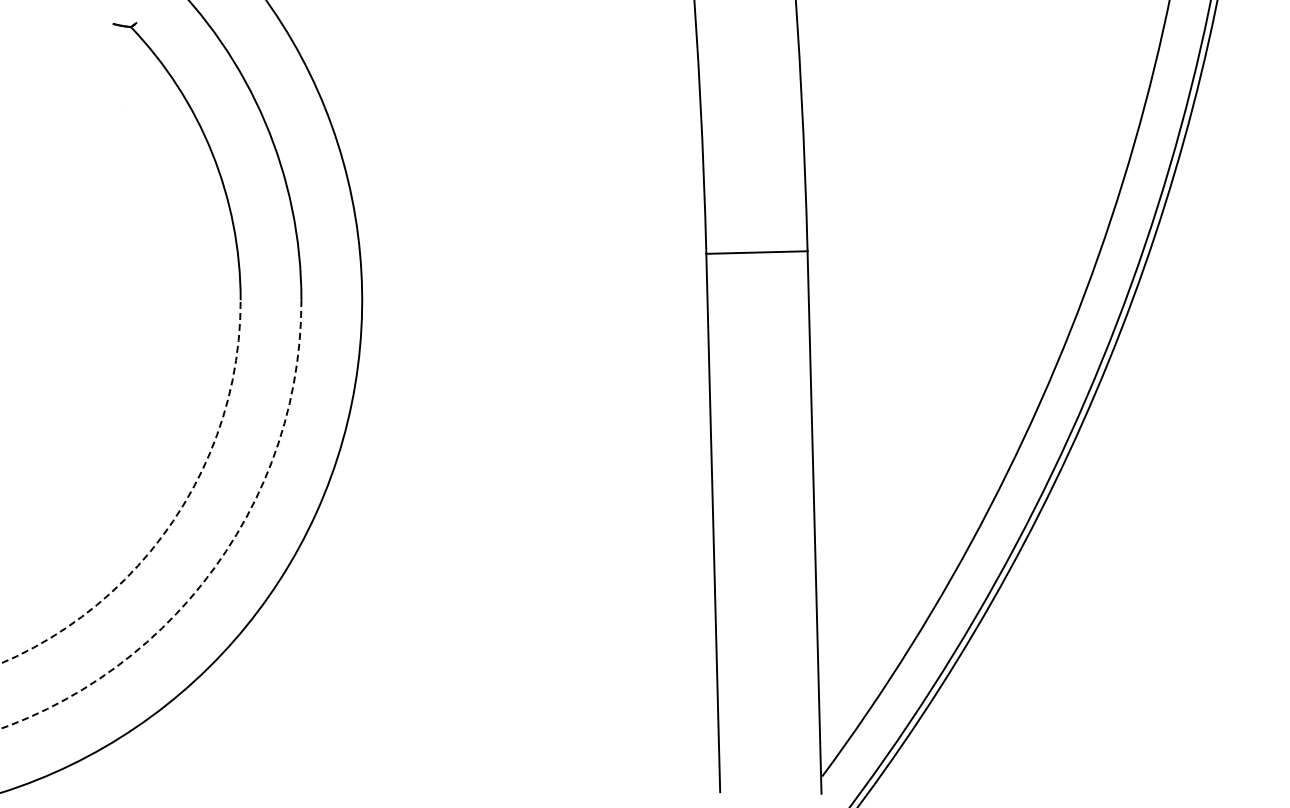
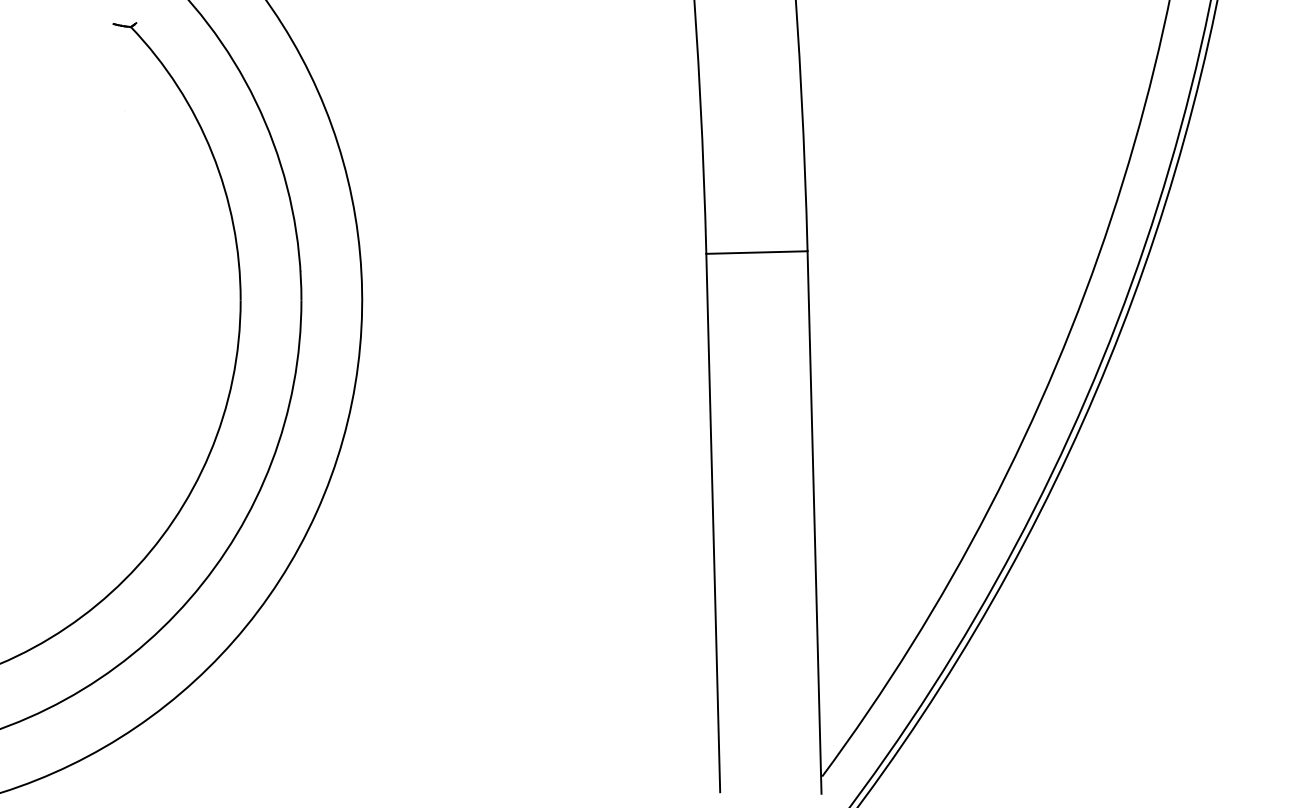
arc: dashed -> solid (175, 517)
arc: dashed -> solid (218, 562)
